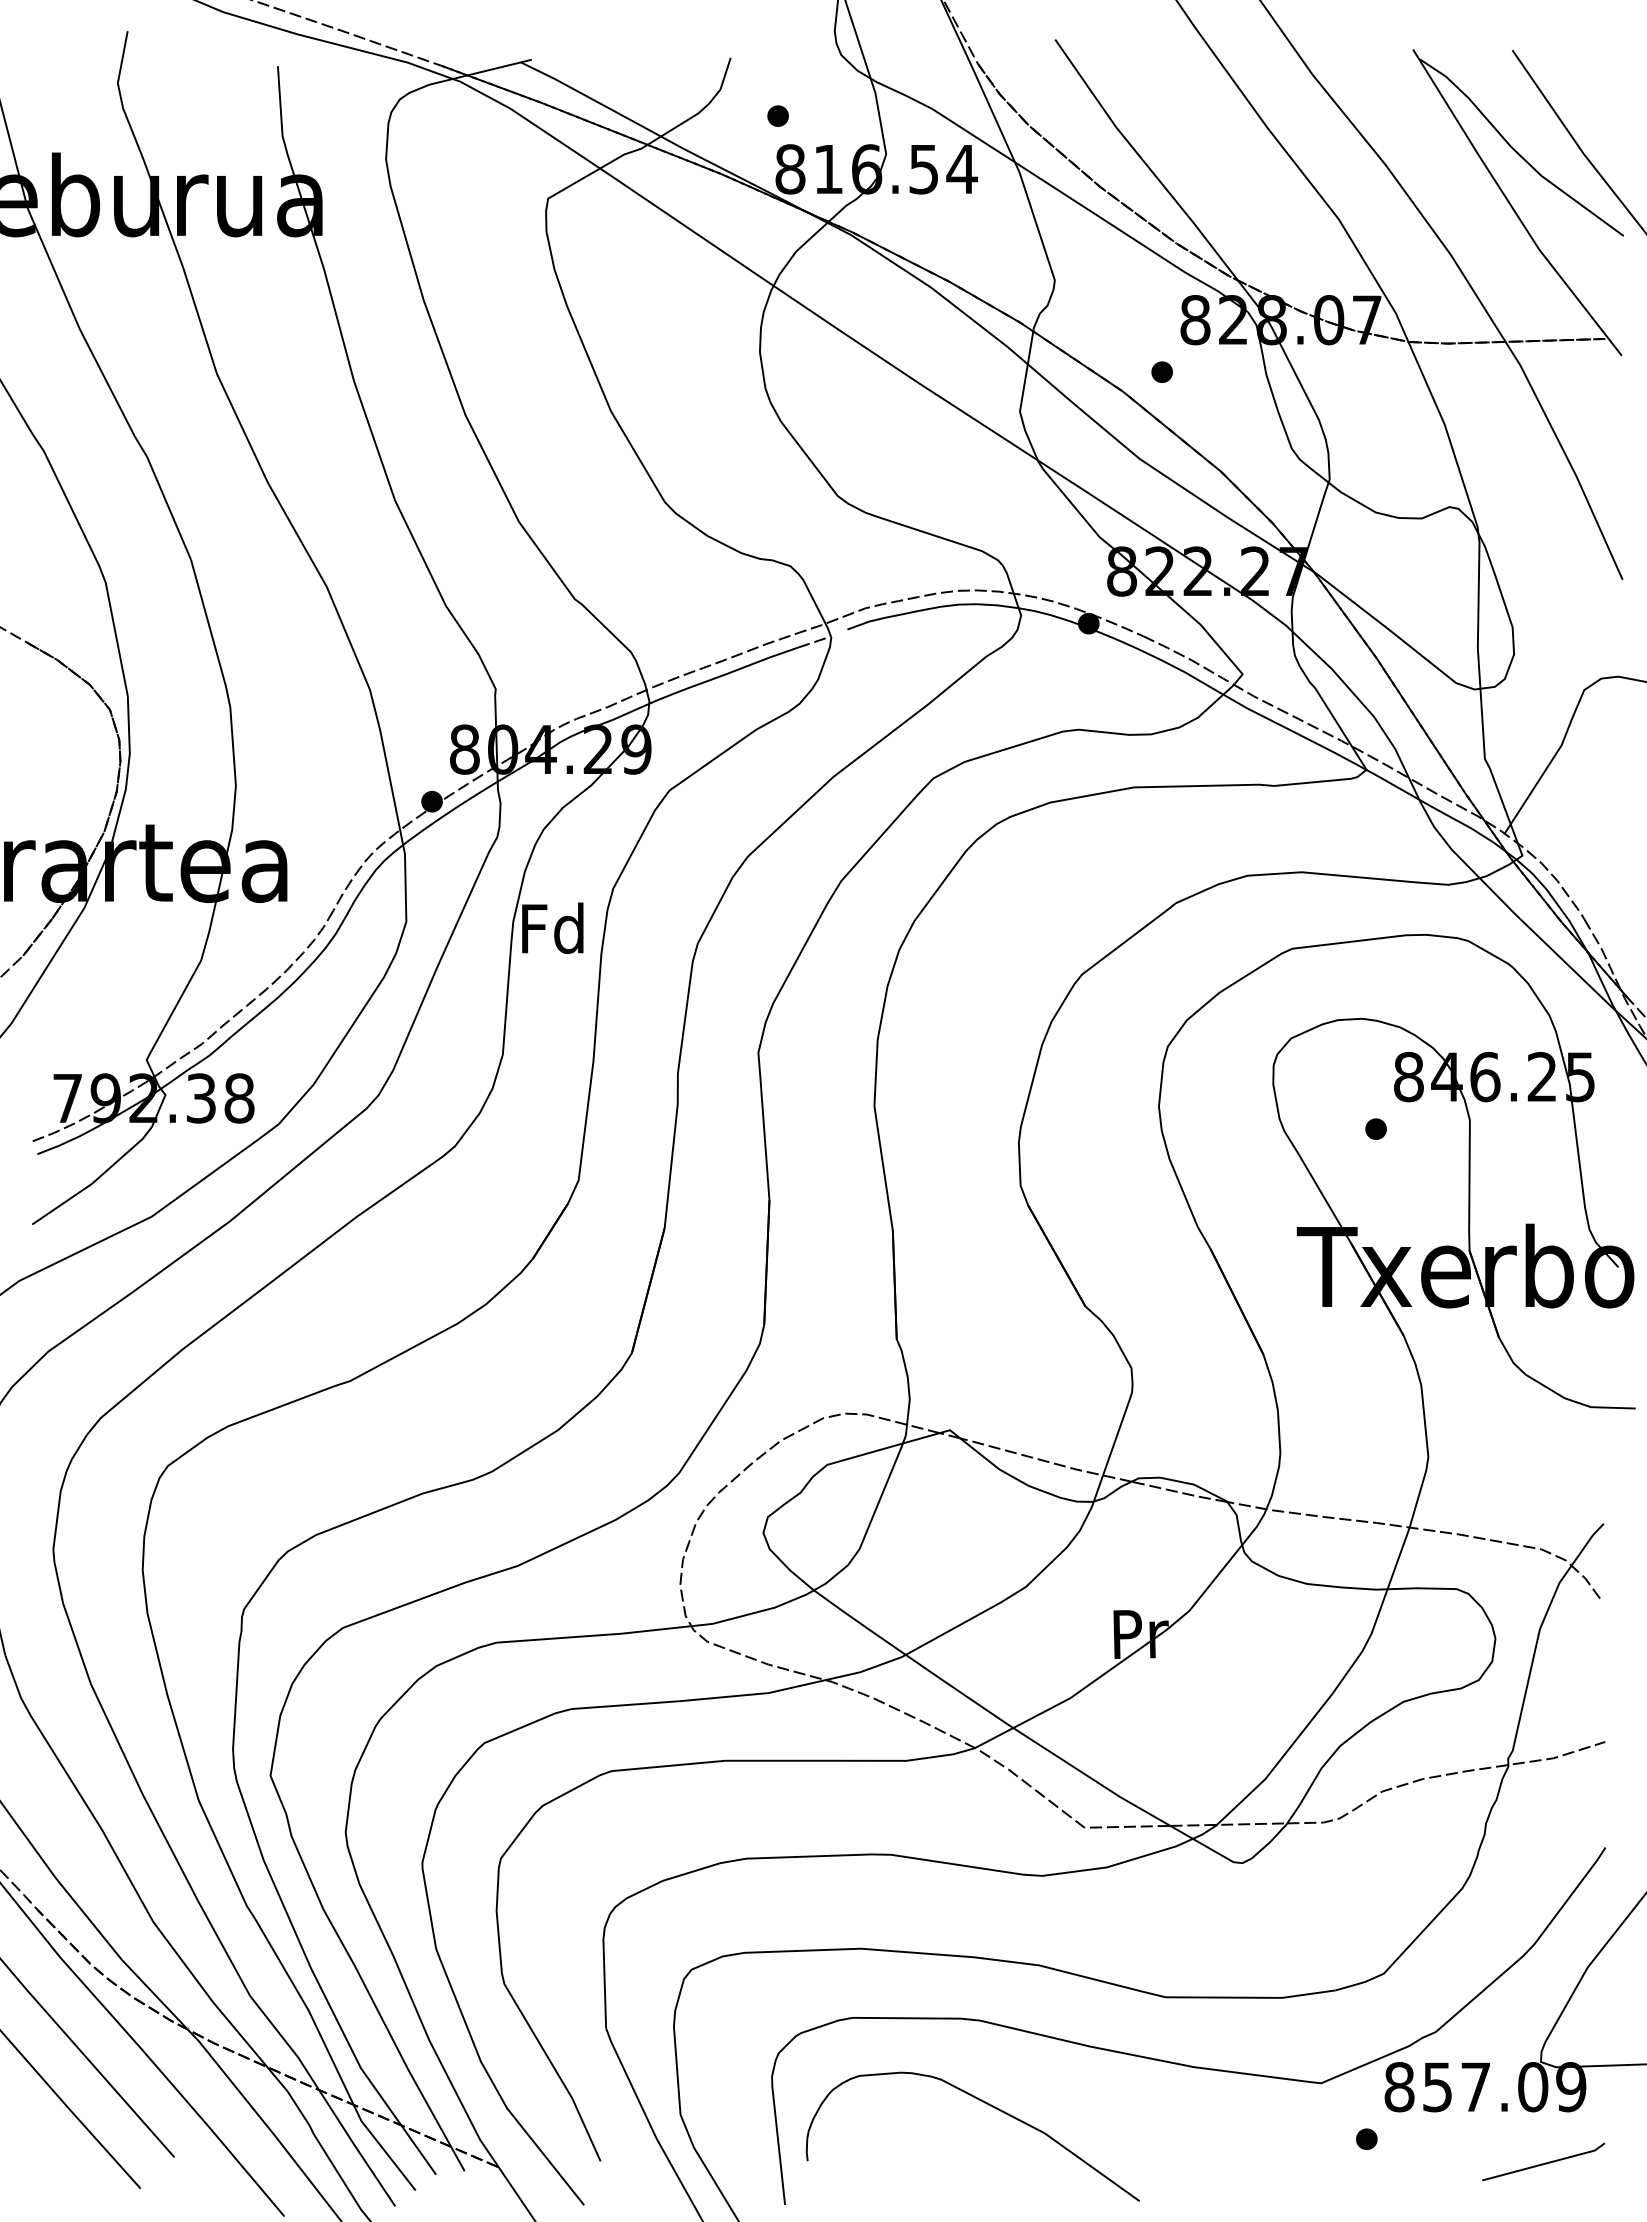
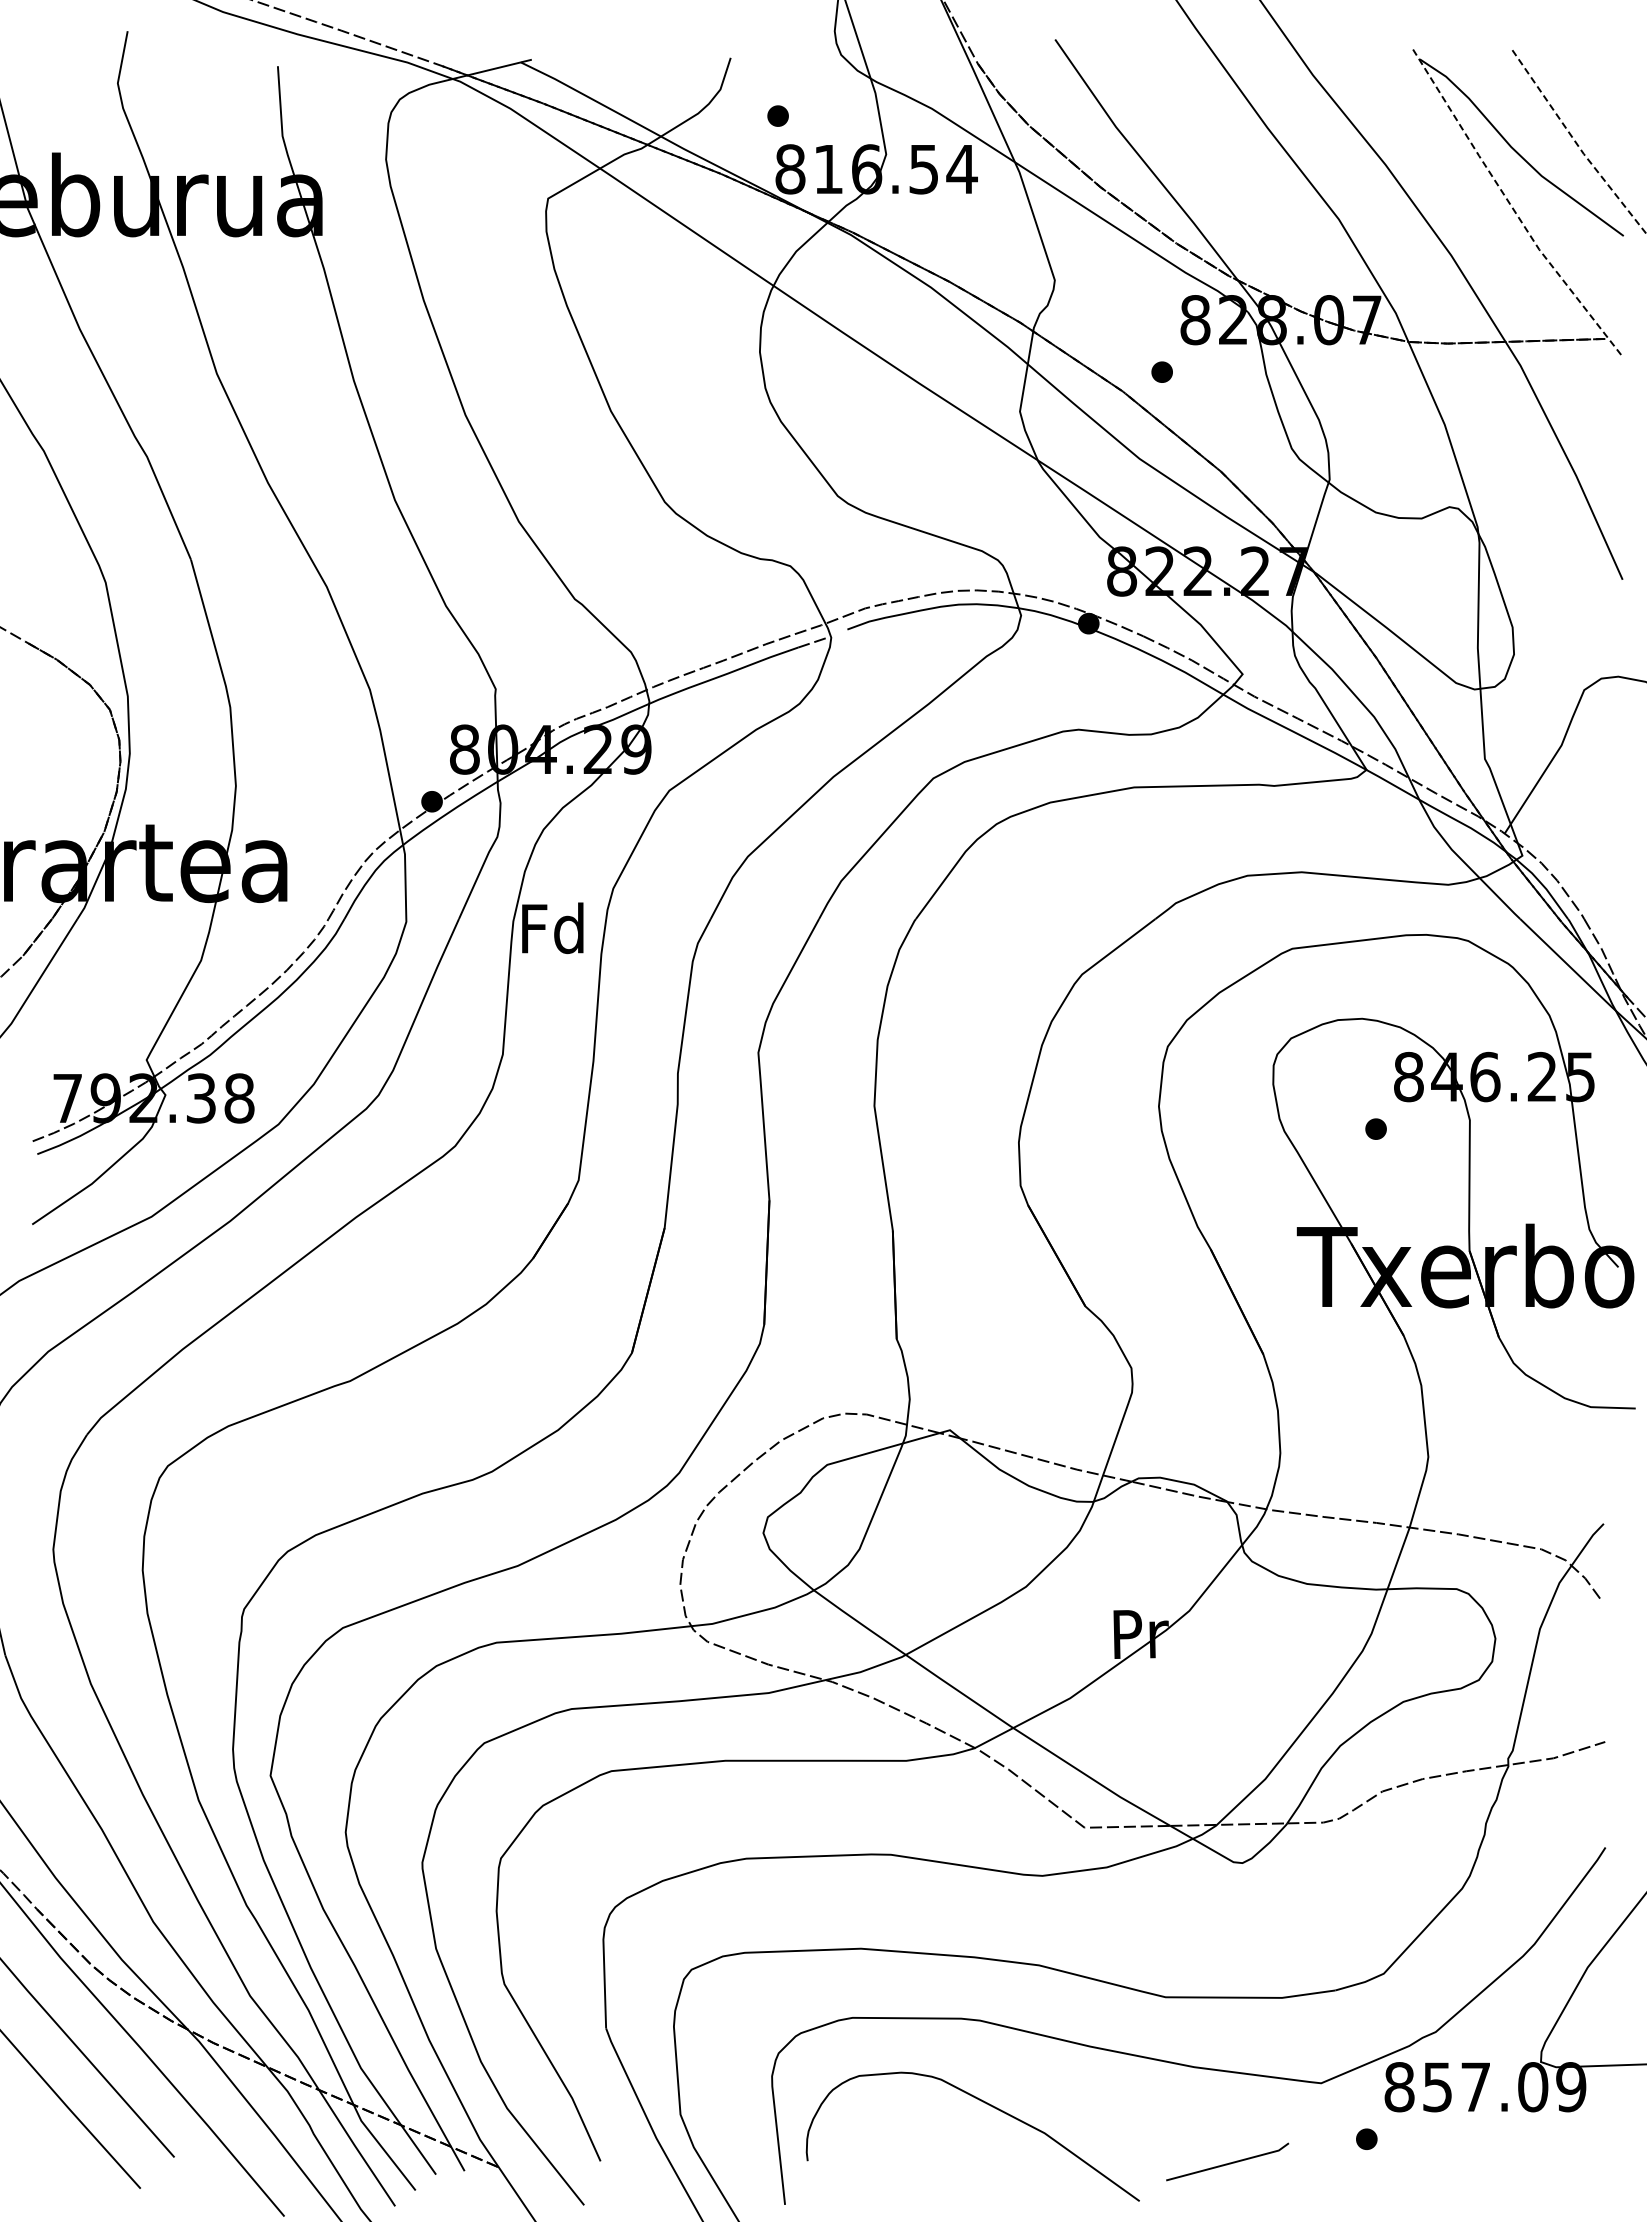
line: solid -> dashed (1577, 145)
line: solid -> dashed (1511, 206)
line position: (1543, 2163) -> (1227, 2163) (1227, 2163)
